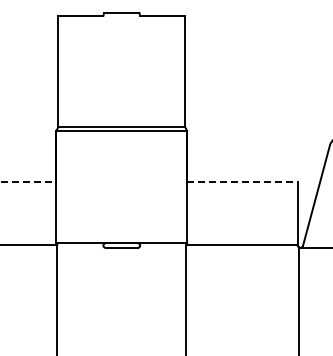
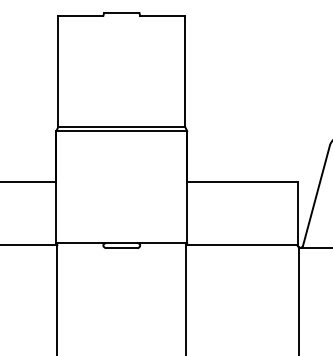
line: dashed -> solid (28, 182)
line: dashed -> solid (242, 182)
